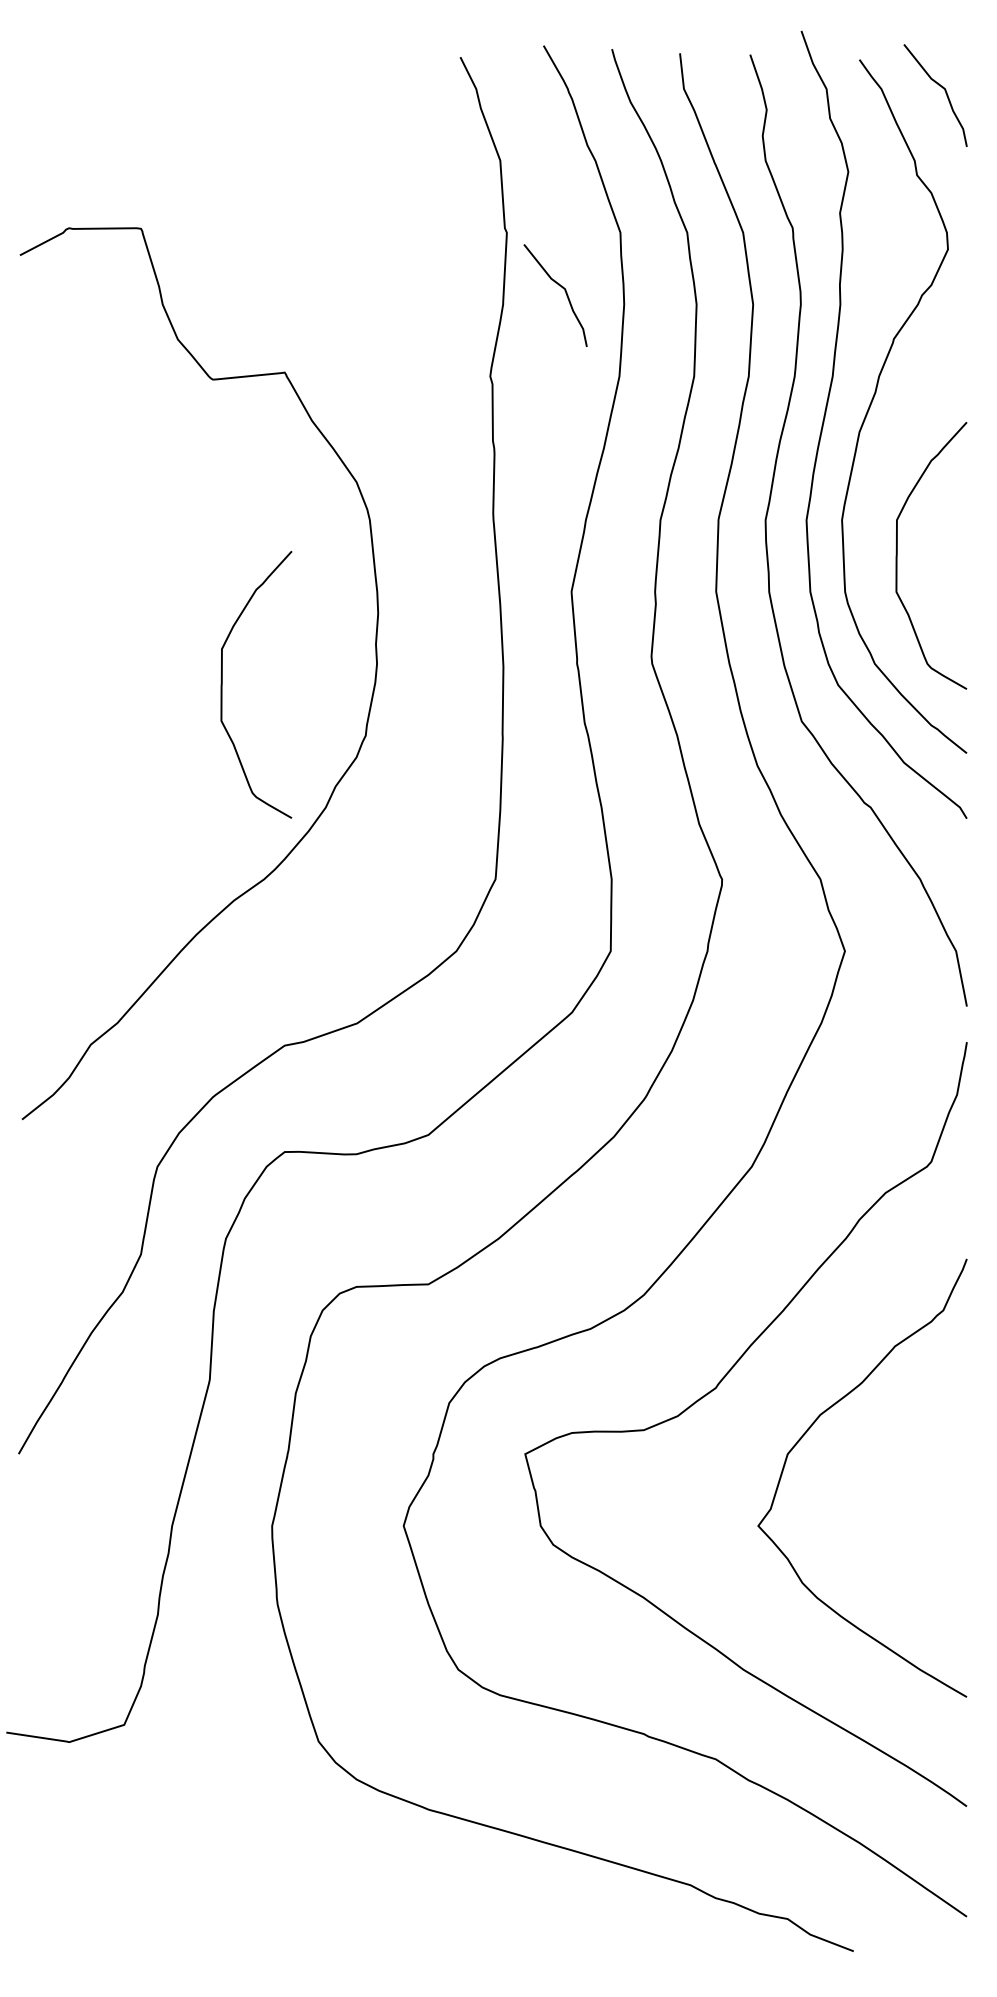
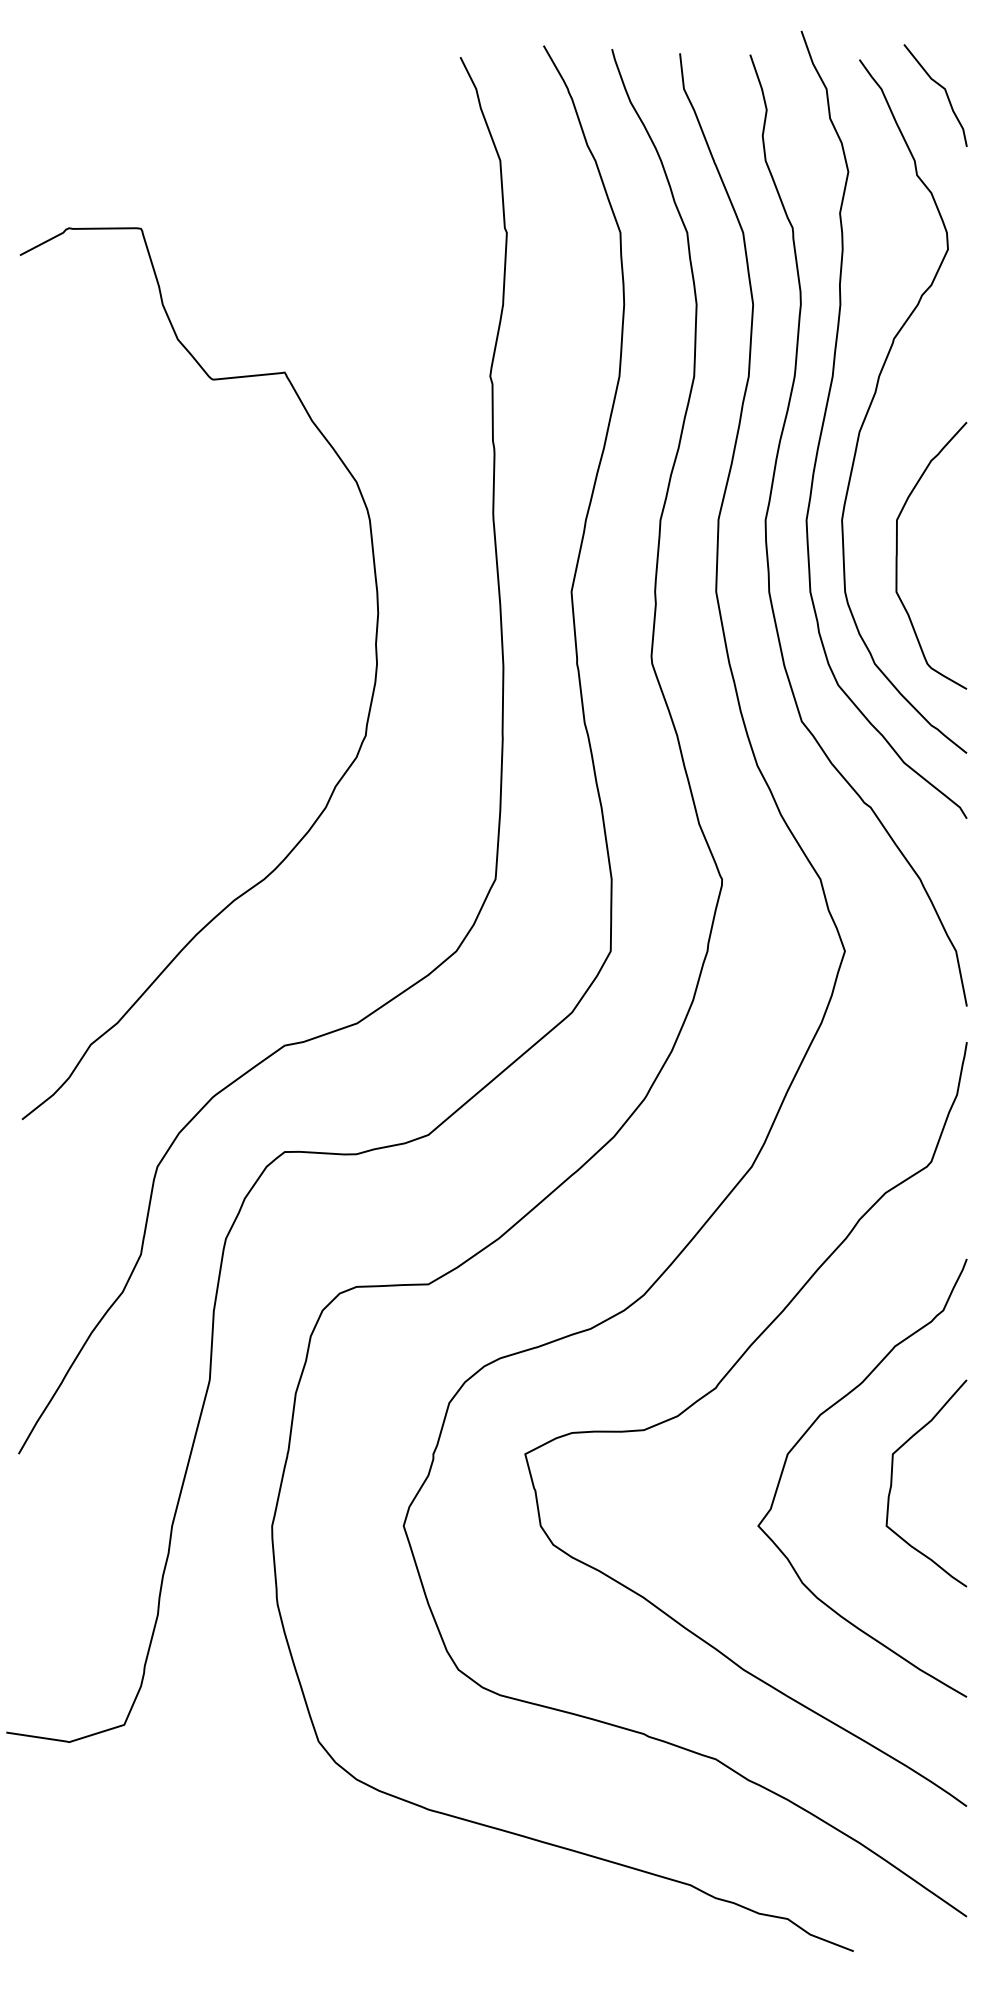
curve: present -> none (559, 286)
curve: present -> none (222, 684)
curve: none -> present (892, 1483)
